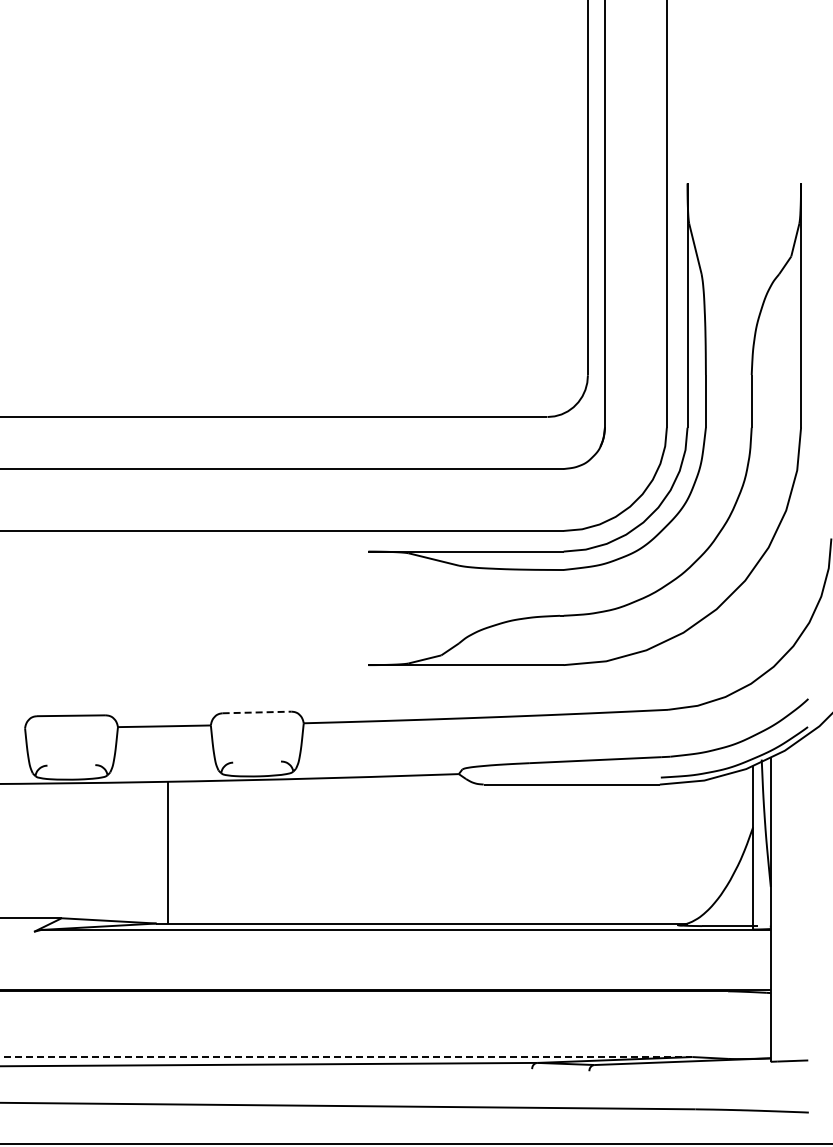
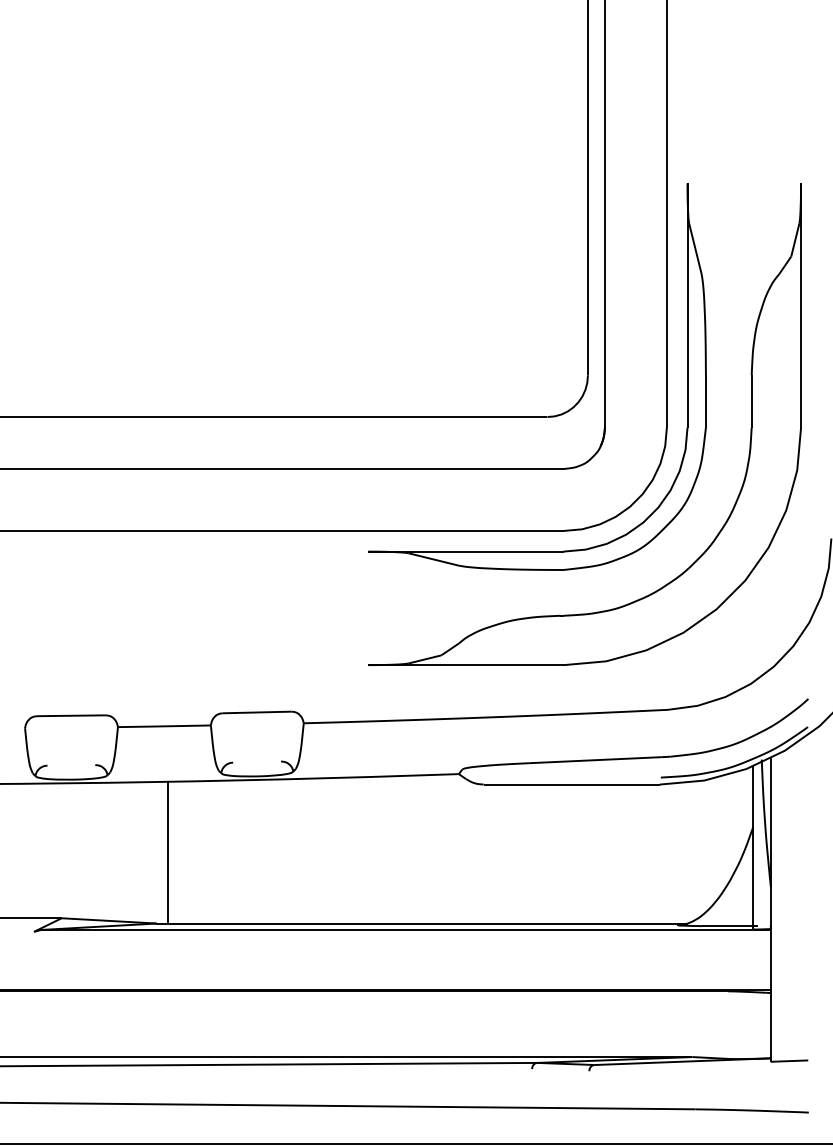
line: dashed -> solid (257, 712)
line: dashed -> solid (346, 1057)
